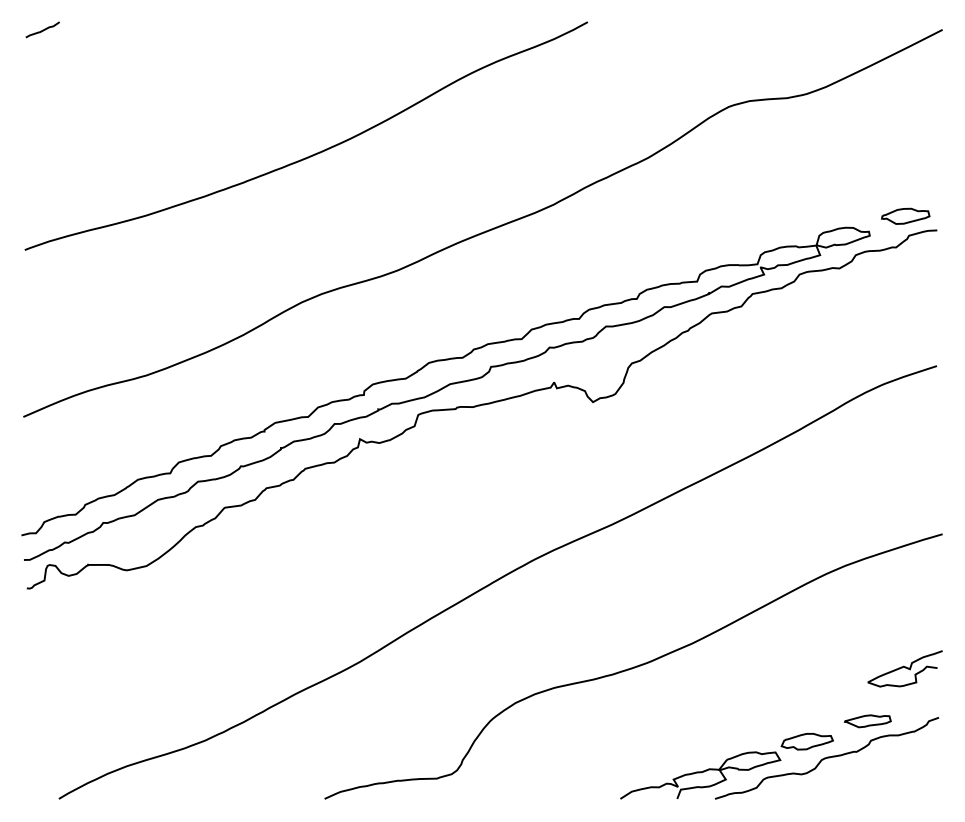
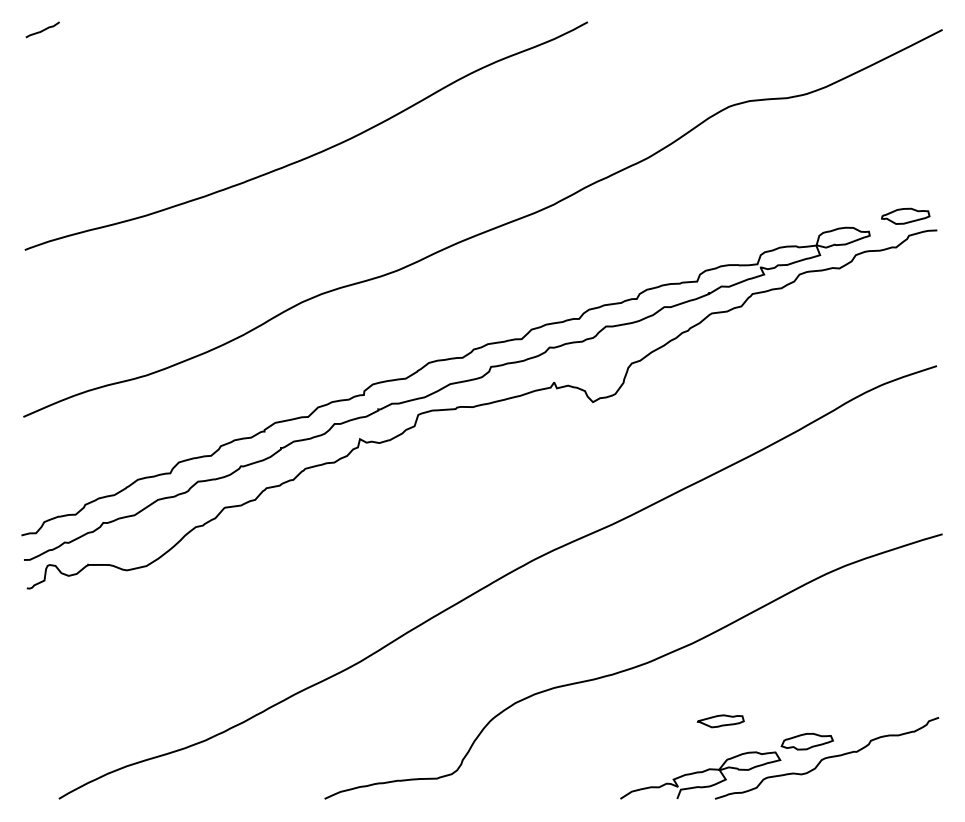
curve: present -> none (904, 667)
part position: (867, 721) -> (720, 721) (720, 721)
